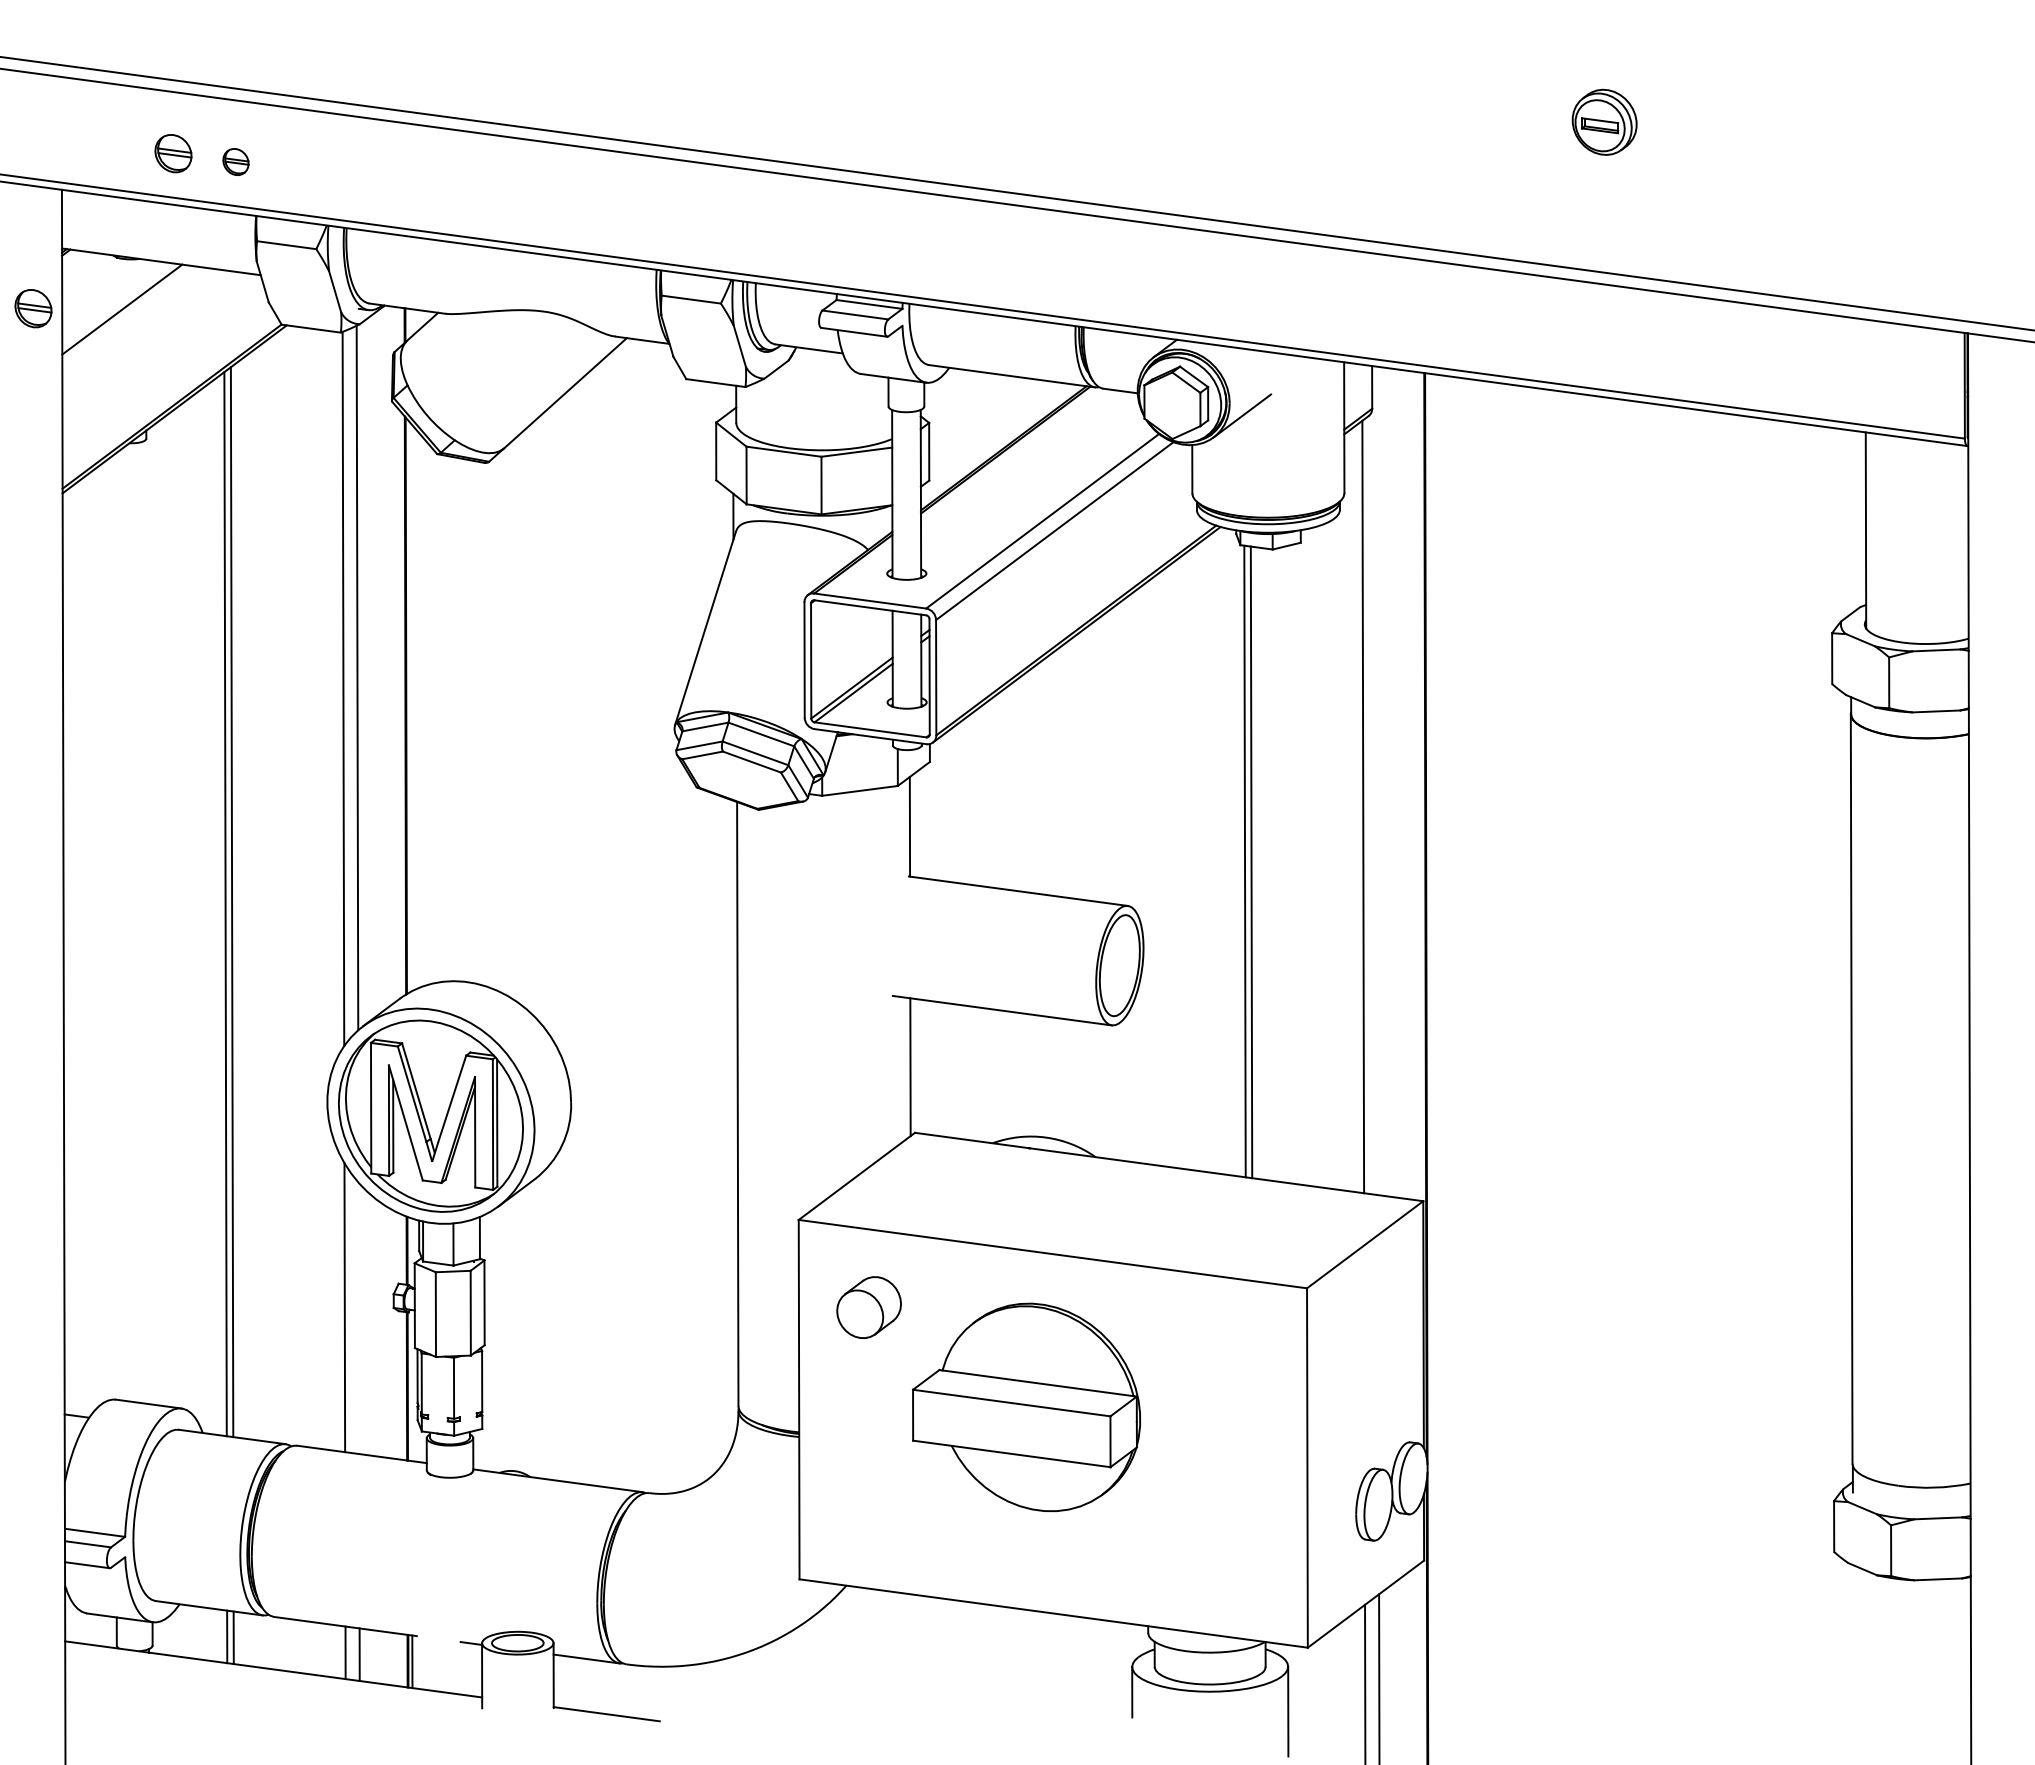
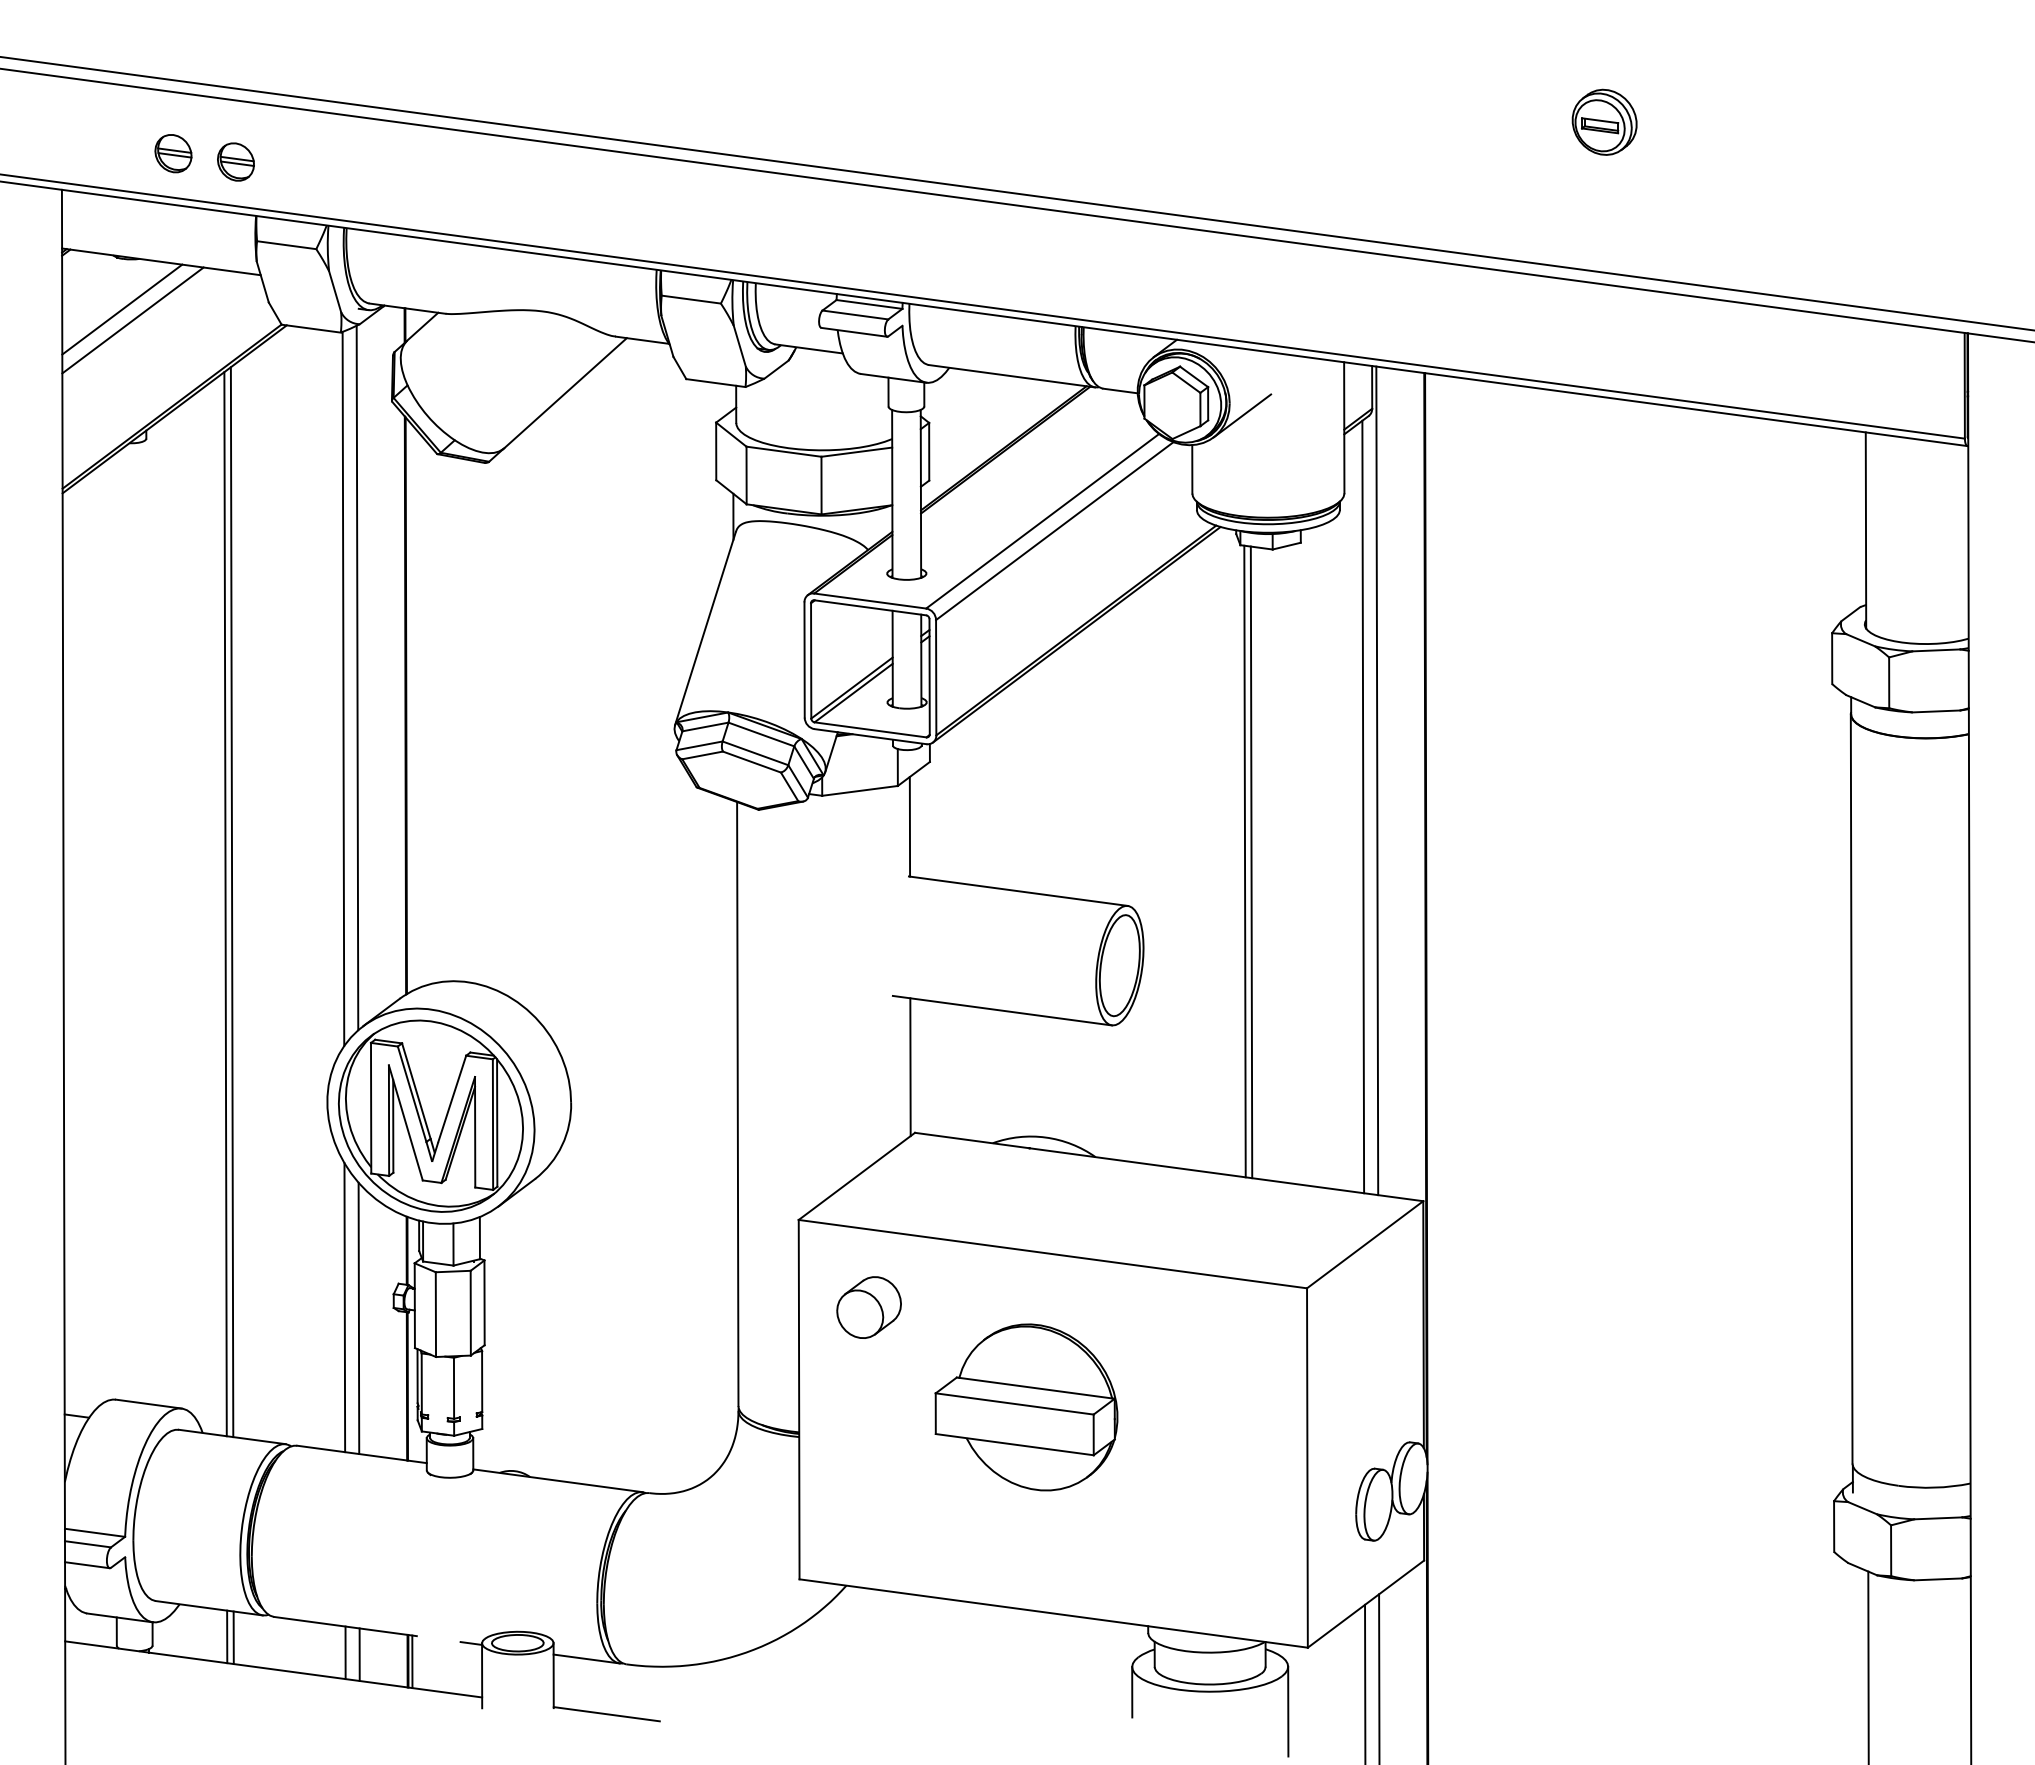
part size: 28x28 px -> 38x40 px (235, 161)
part: present -> none (33, 308)
line: none -> present (132, 320)
line: none -> present (1377, 780)
line: none -> present (358, 1318)
part size: 229x210 px -> 185x169 px (1026, 1407)
line: none -> present (1868, 1666)
